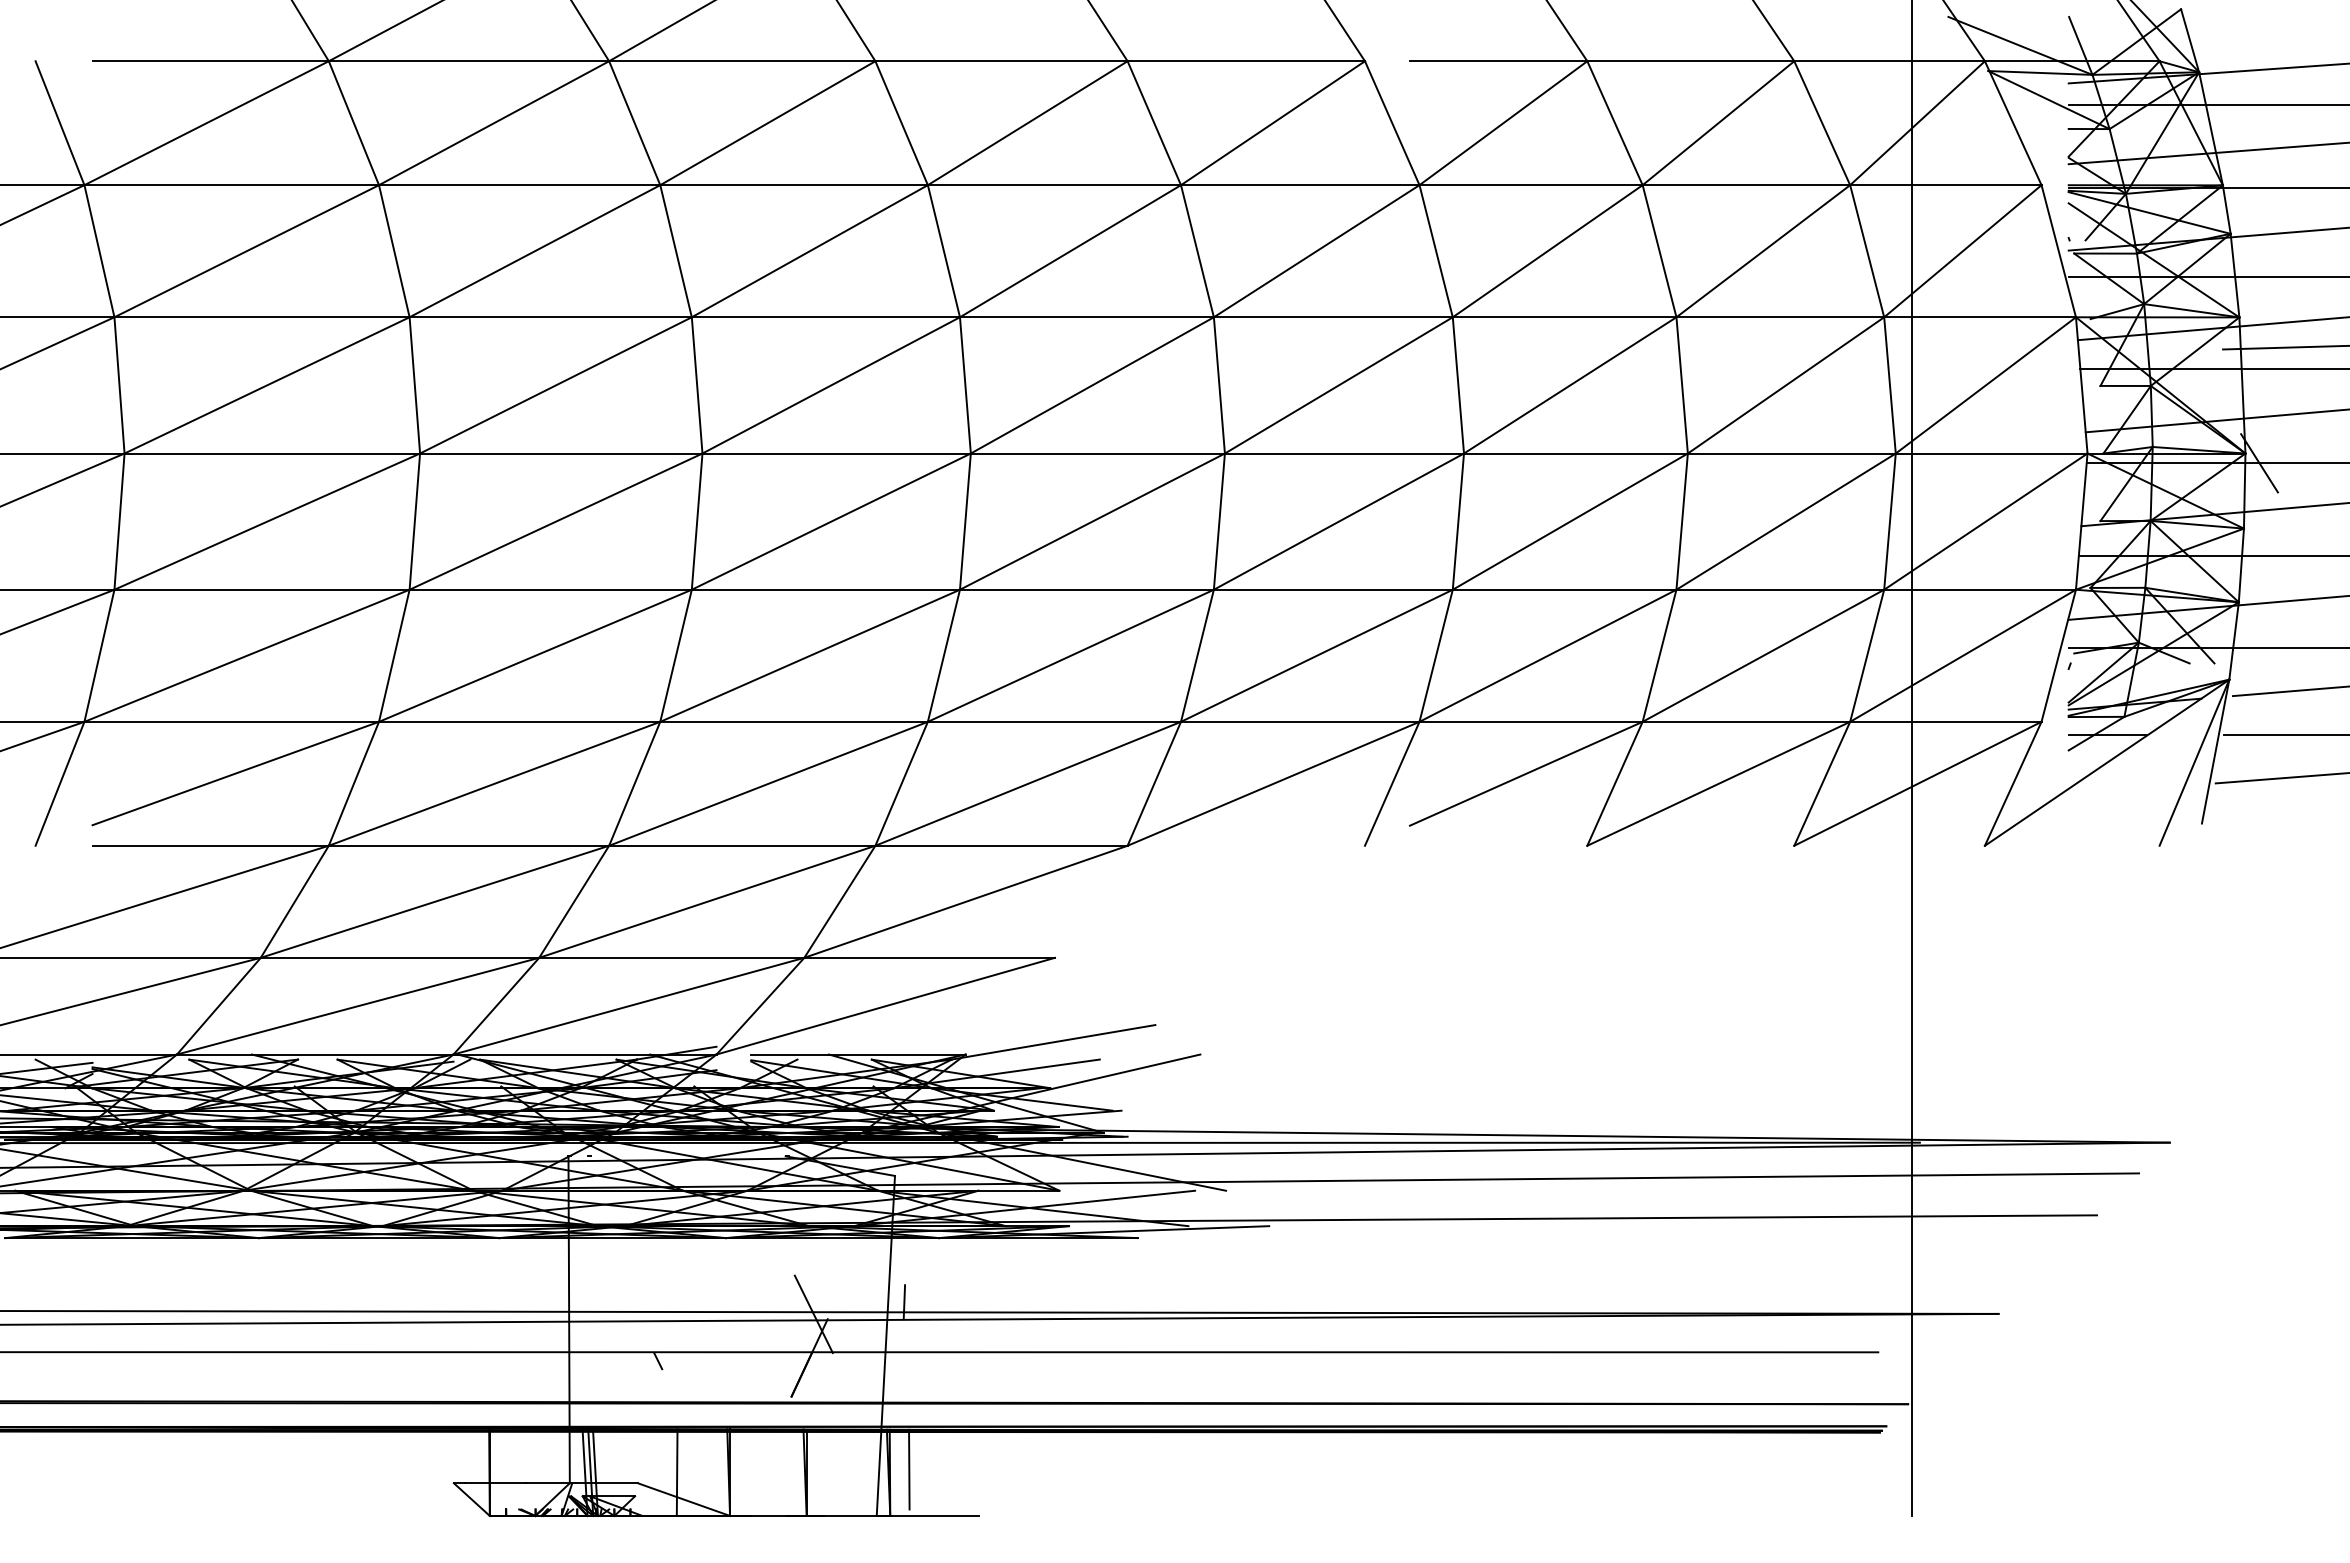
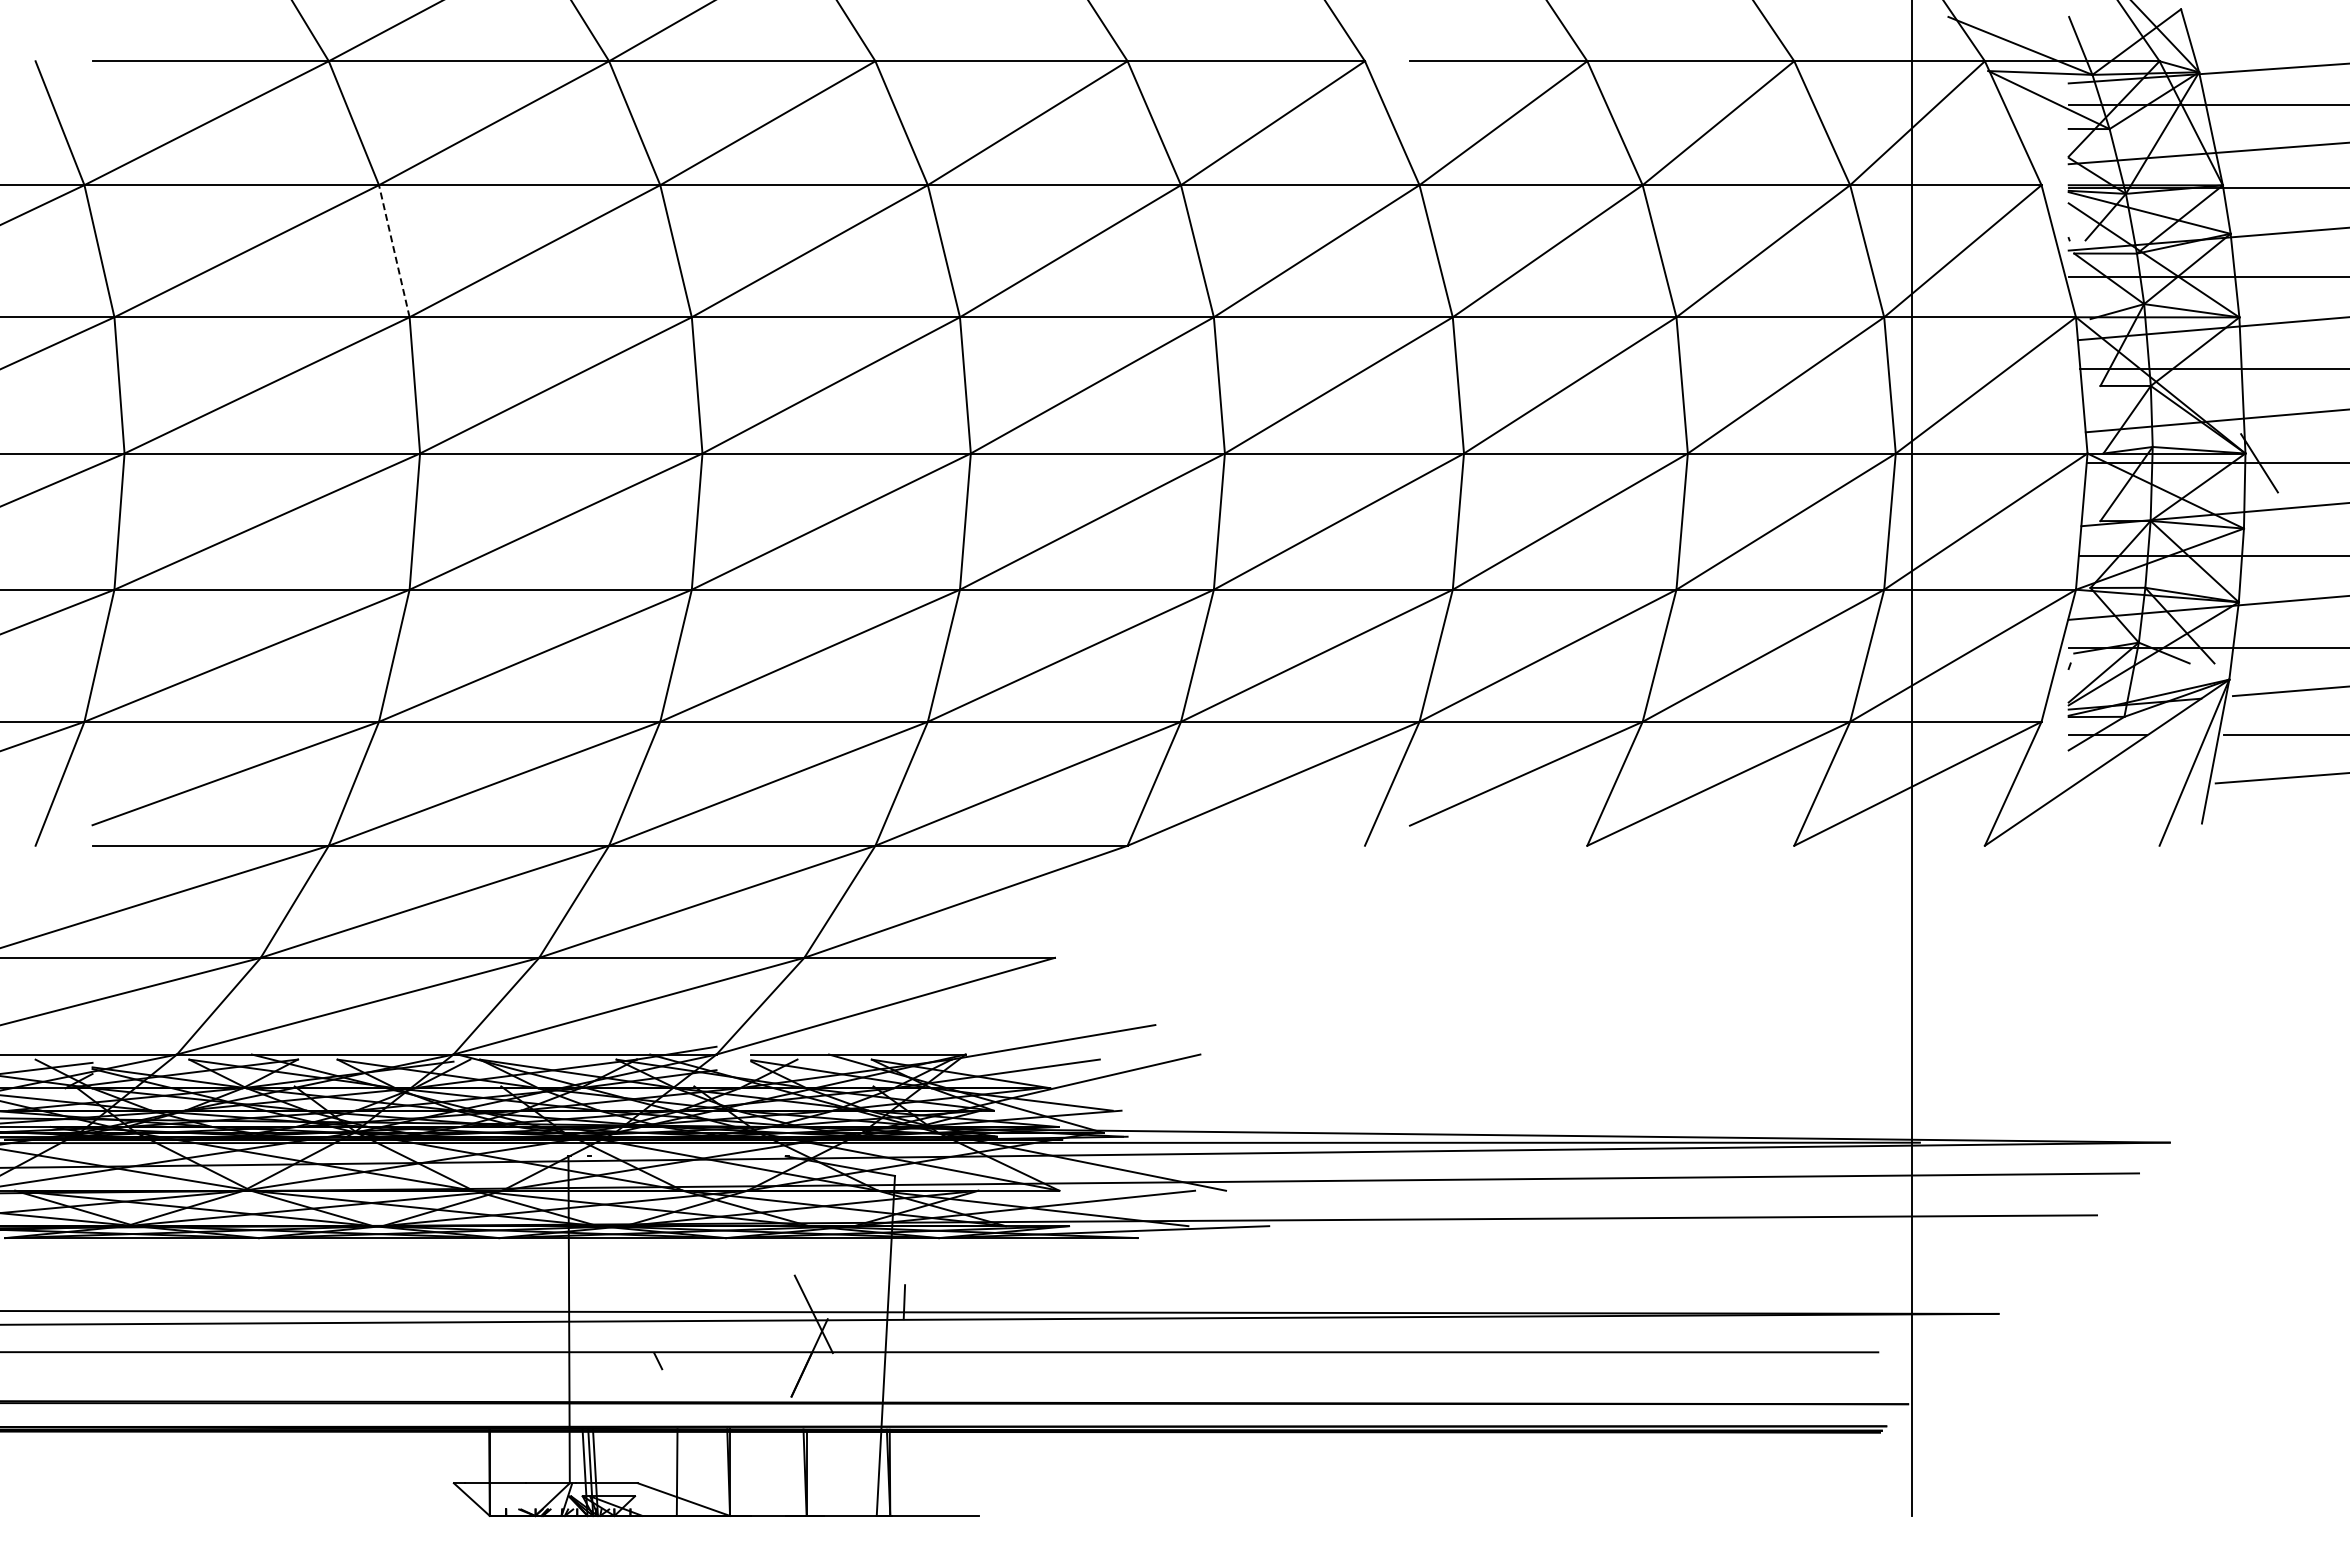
line: solid -> dashed (394, 251)
line: present -> none (2284, 347)
line: present -> none (909, 1469)
